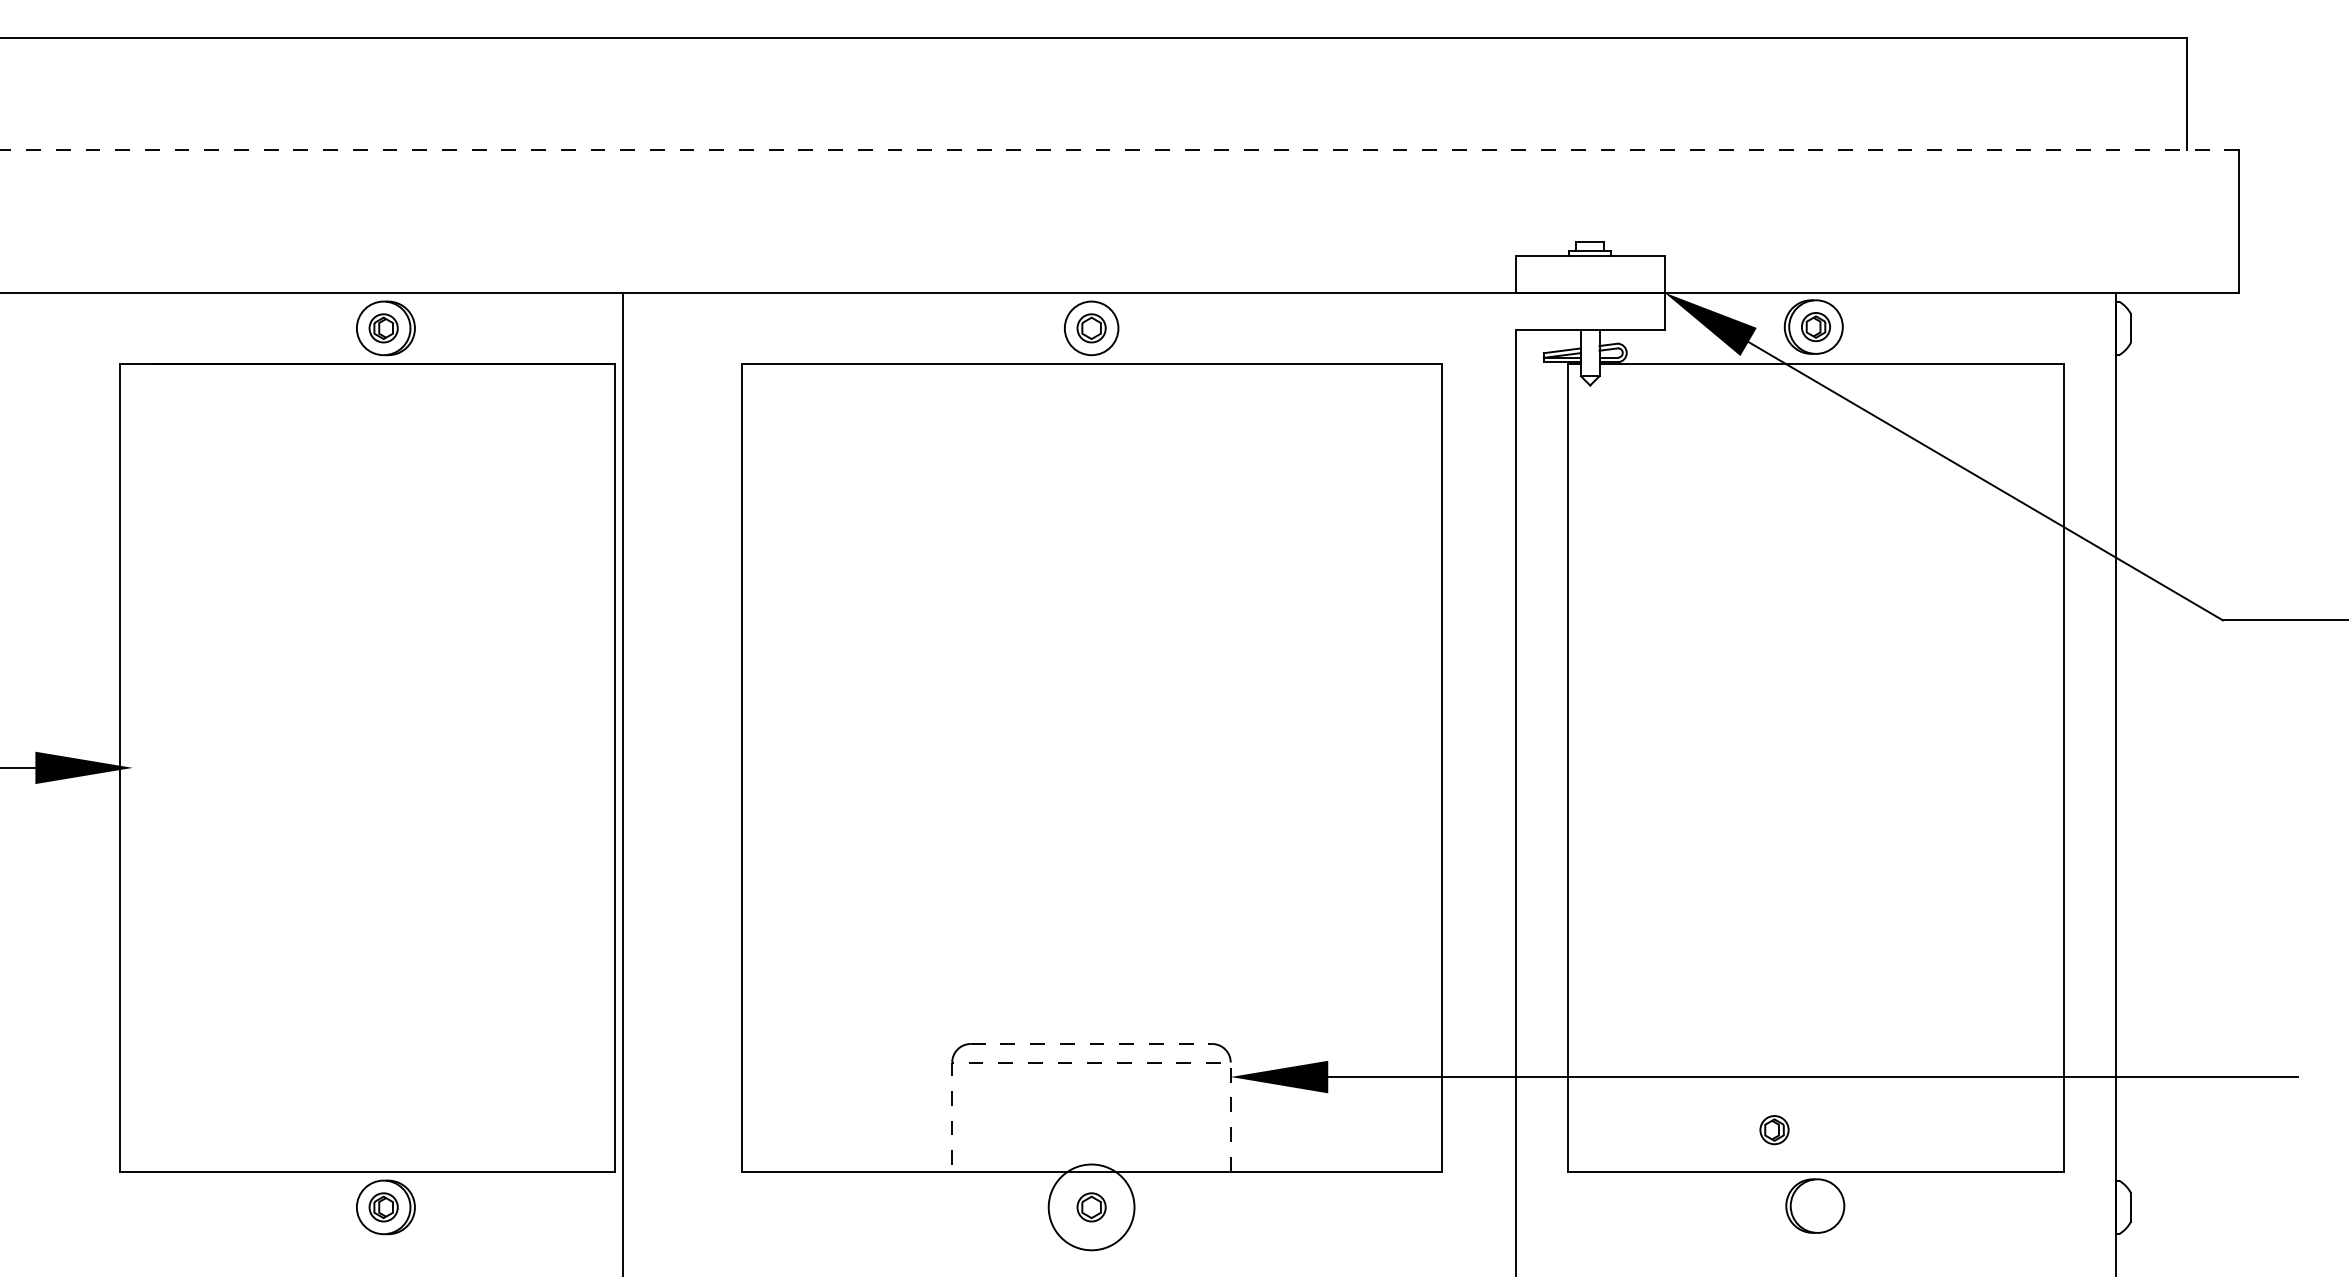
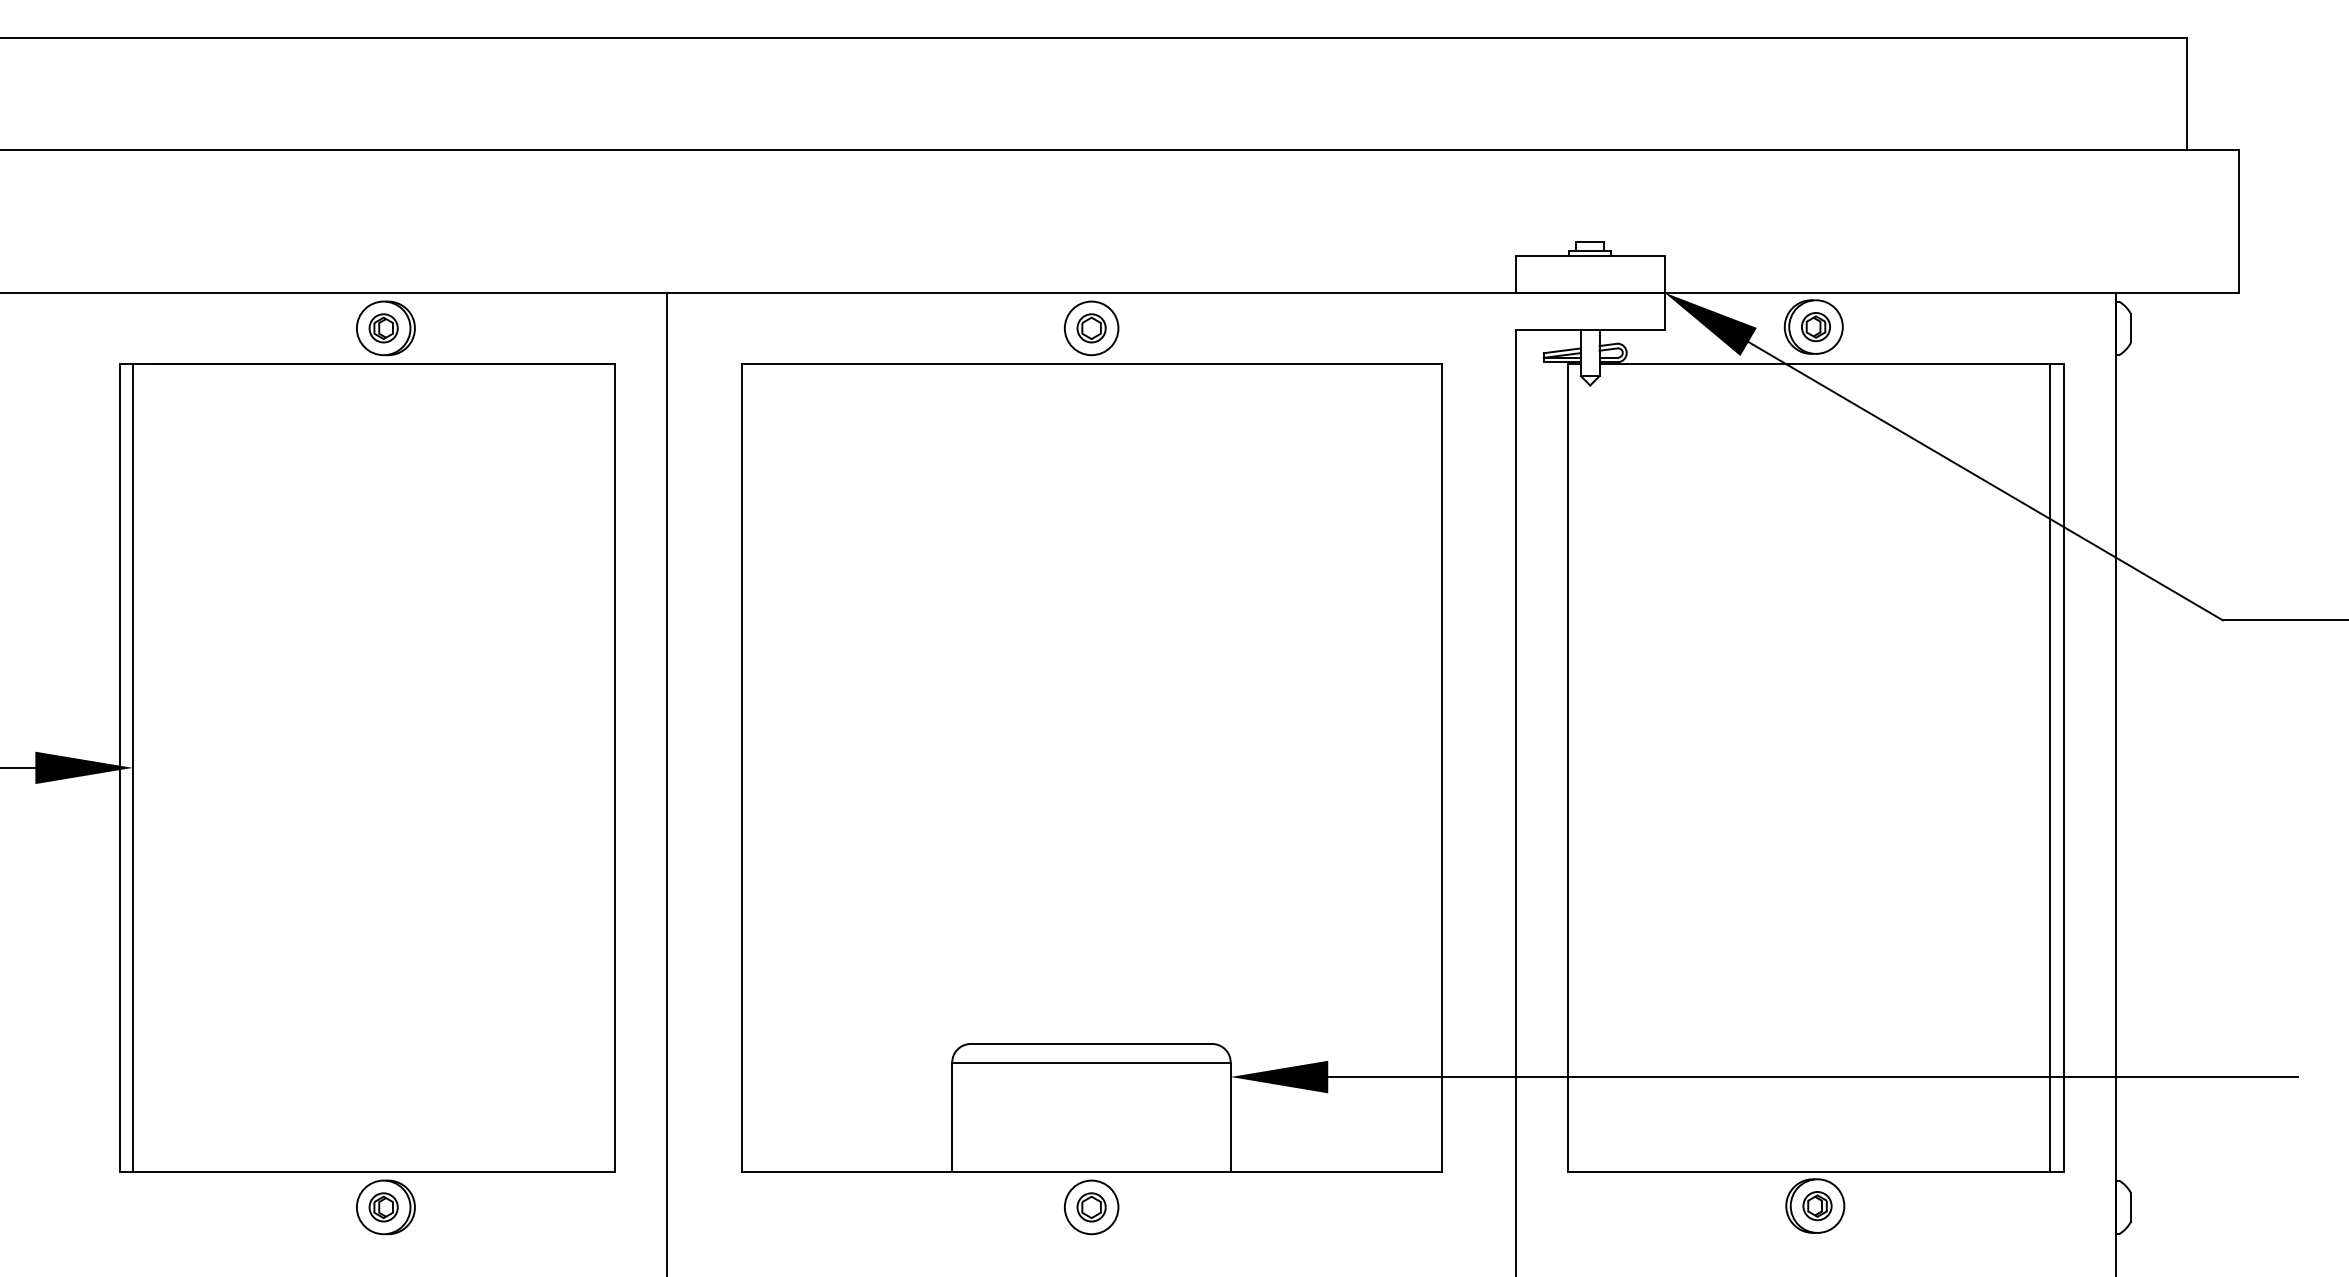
line: dashed -> solid (1119, 149)
line: none -> present (132, 767)
line: none -> present (2050, 767)
line position: (623, 782) -> (667, 782) (667, 782)
line: dashed -> solid (1091, 1043)
line: dashed -> solid (1090, 1062)
part position: (1774, 1130) -> (1817, 1206) (1817, 1206)
circle diameter: 86 px -> 54 px (1091, 1207)
